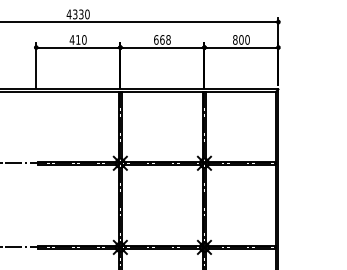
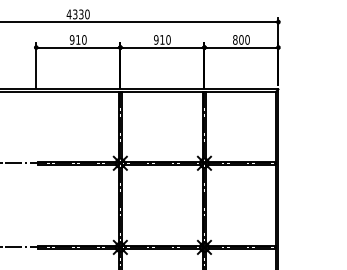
text: 410 -> 910 (71, 39)
text: 668 -> 910 (162, 39)
